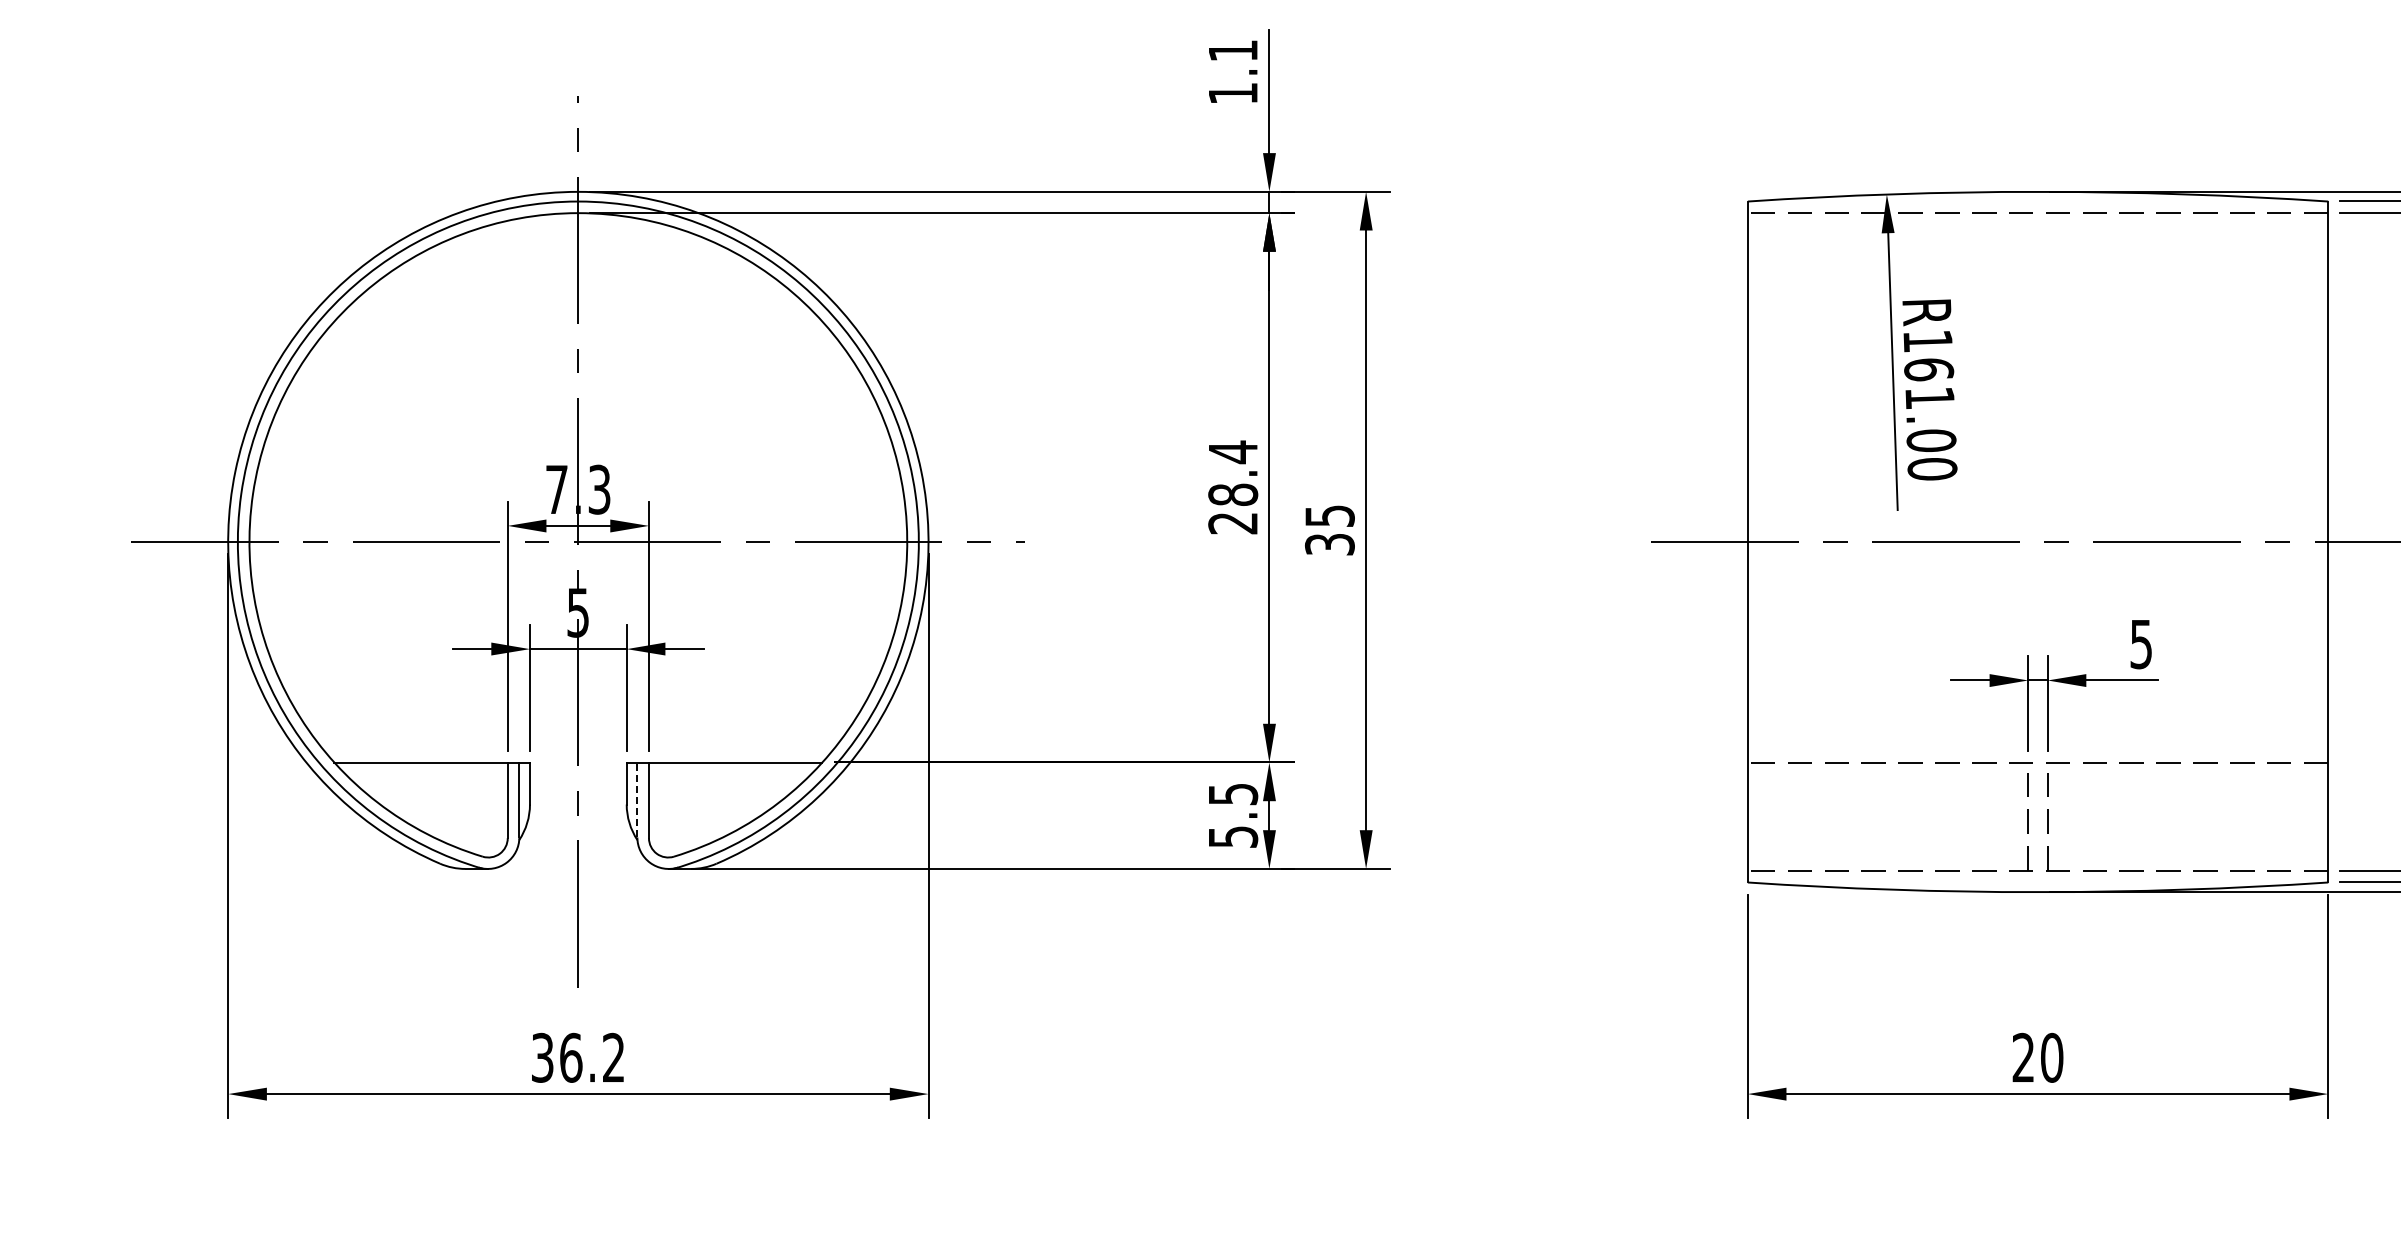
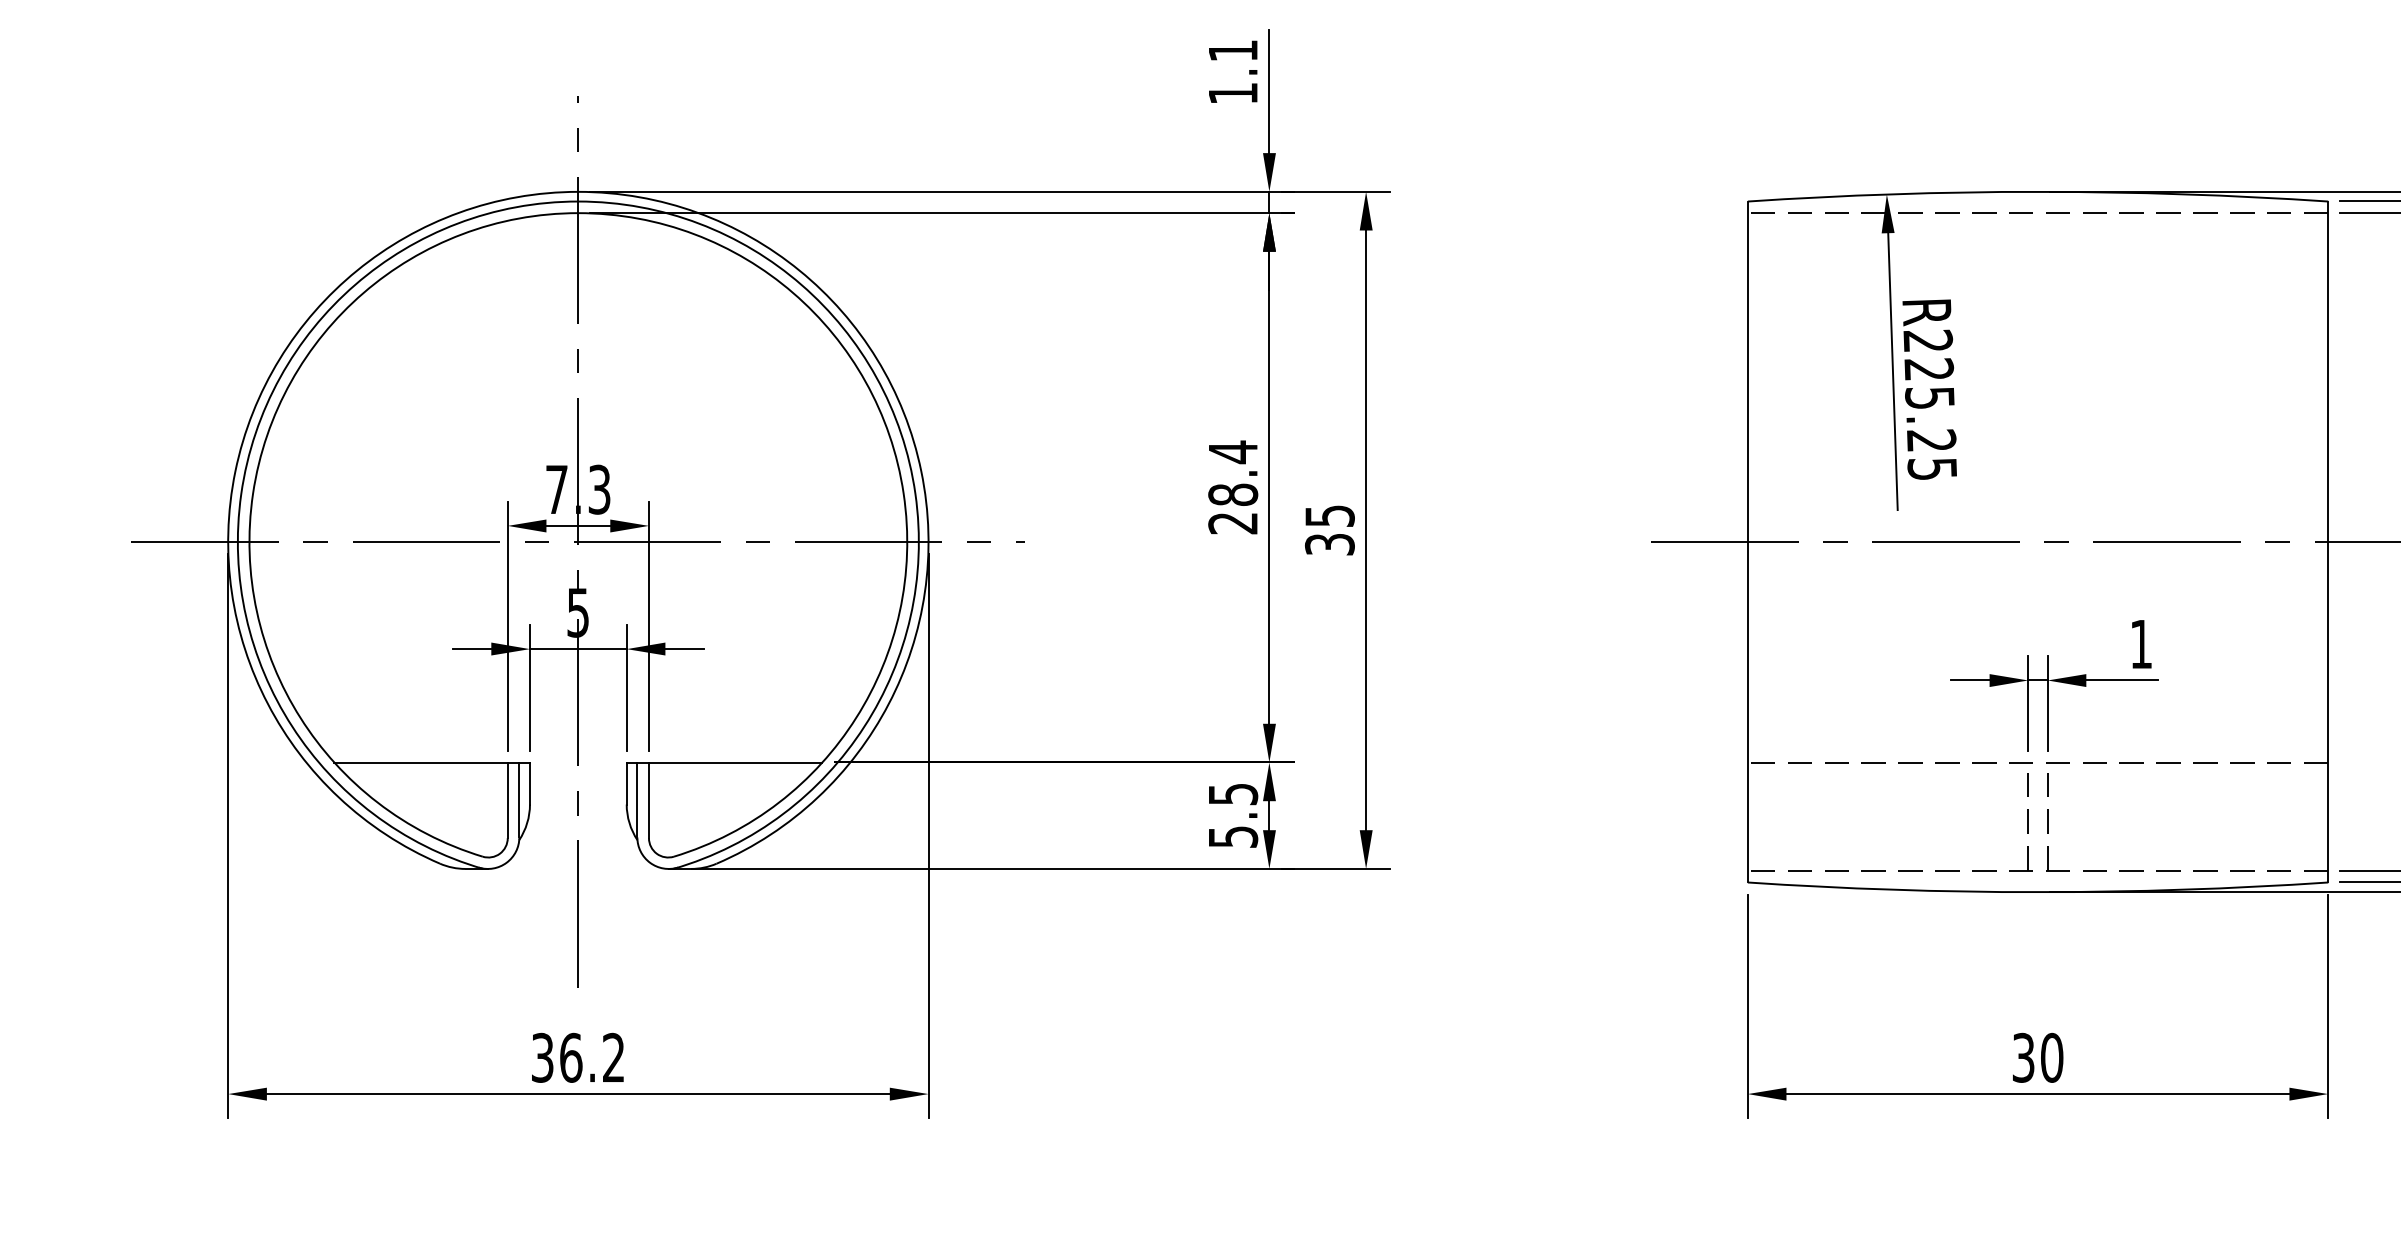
text: R161.00 -> R225.25 (1930, 404)
text: 5 -> 1 (2140, 644)
line: dashed -> solid (637, 799)
text: 20 -> 30 (2023, 1057)
